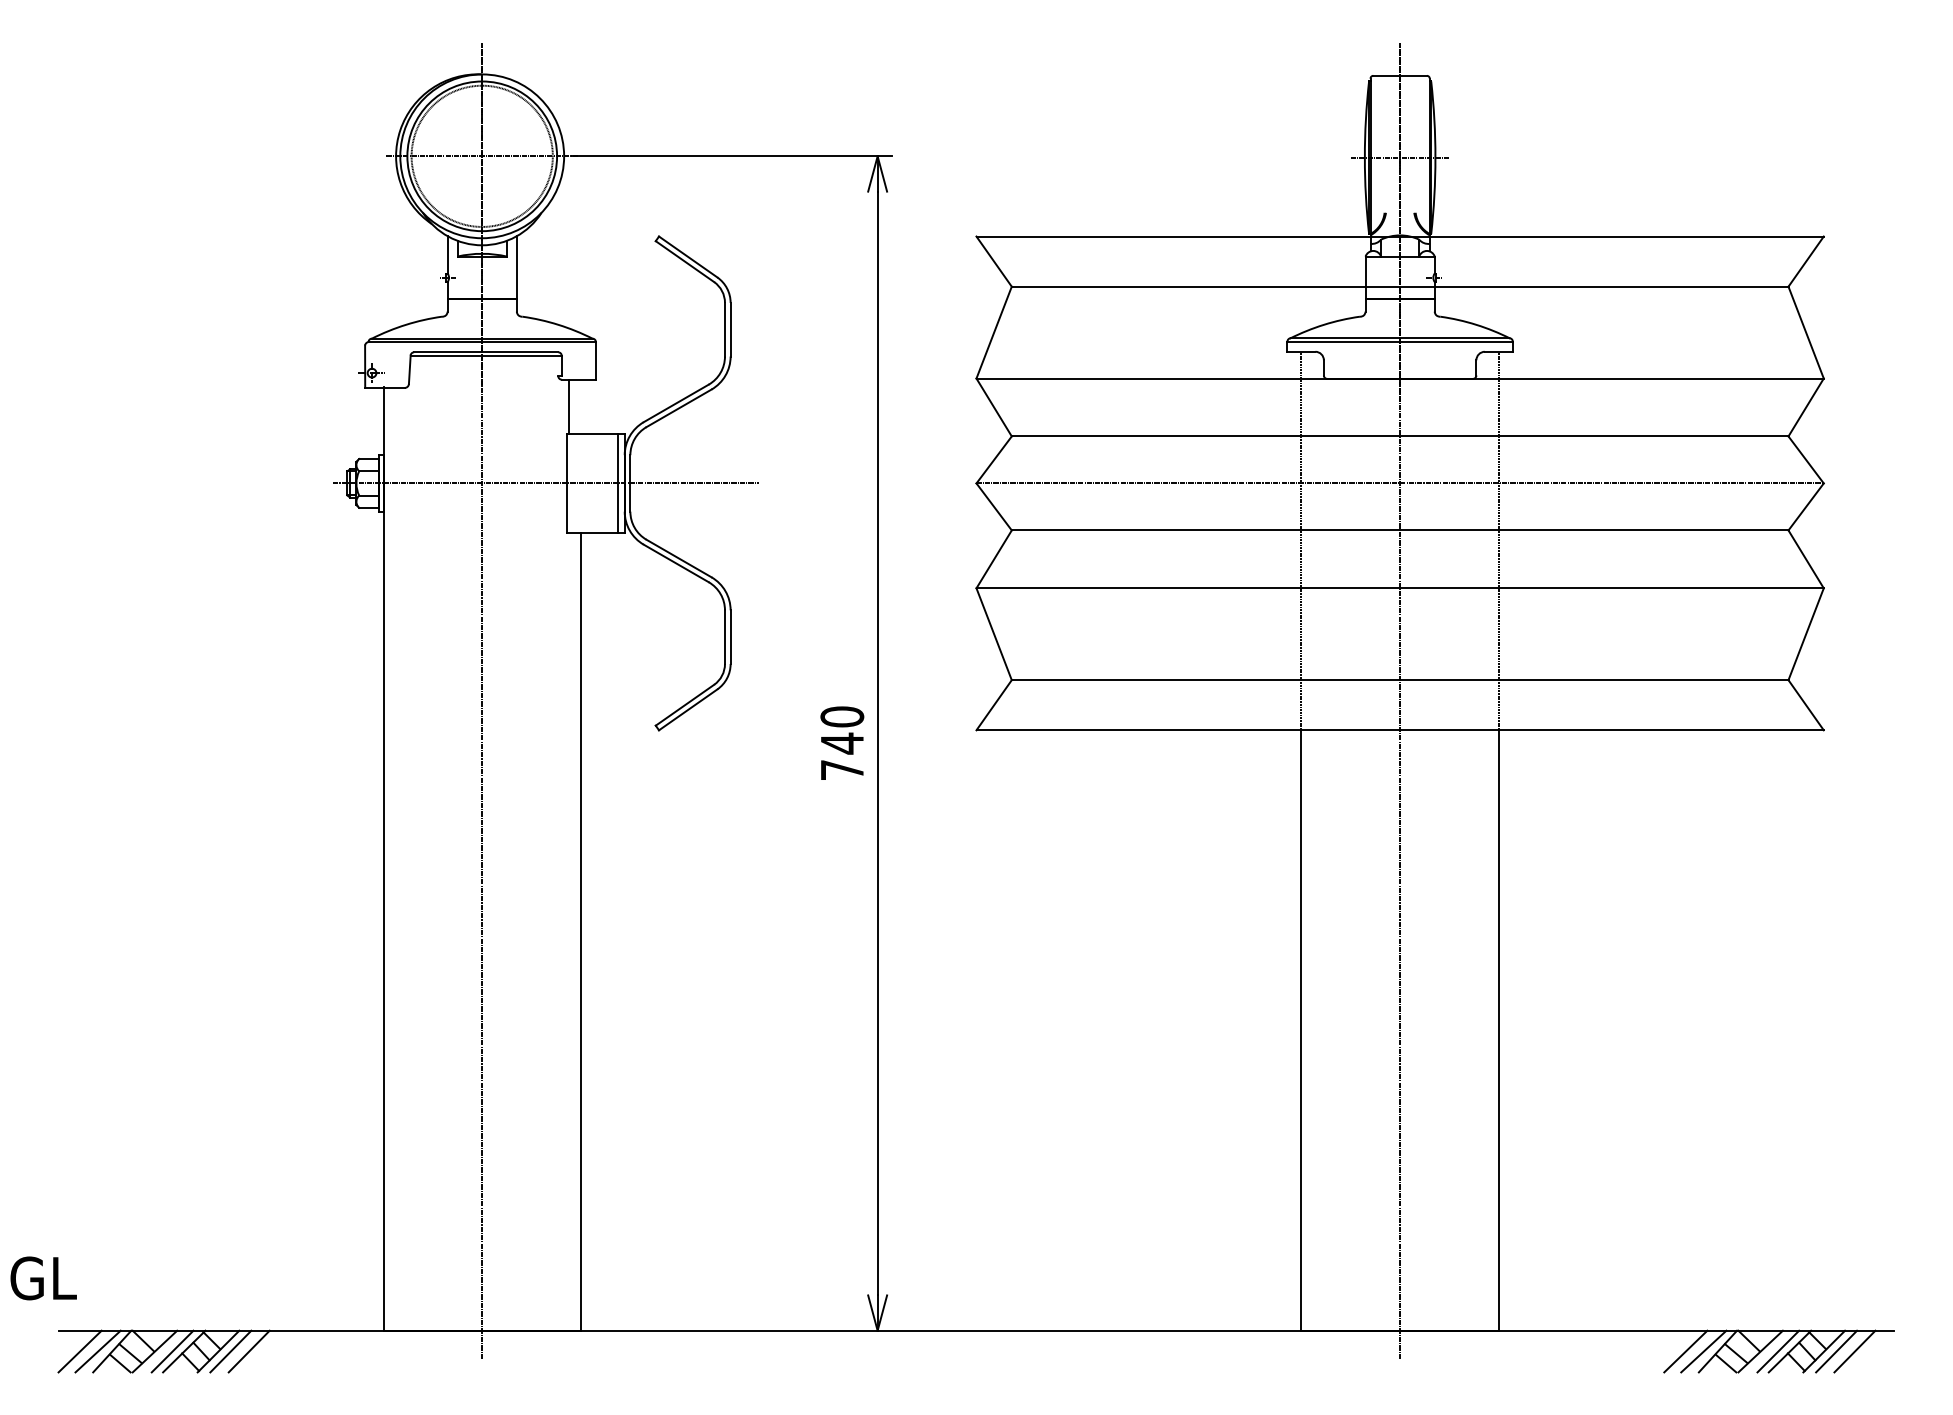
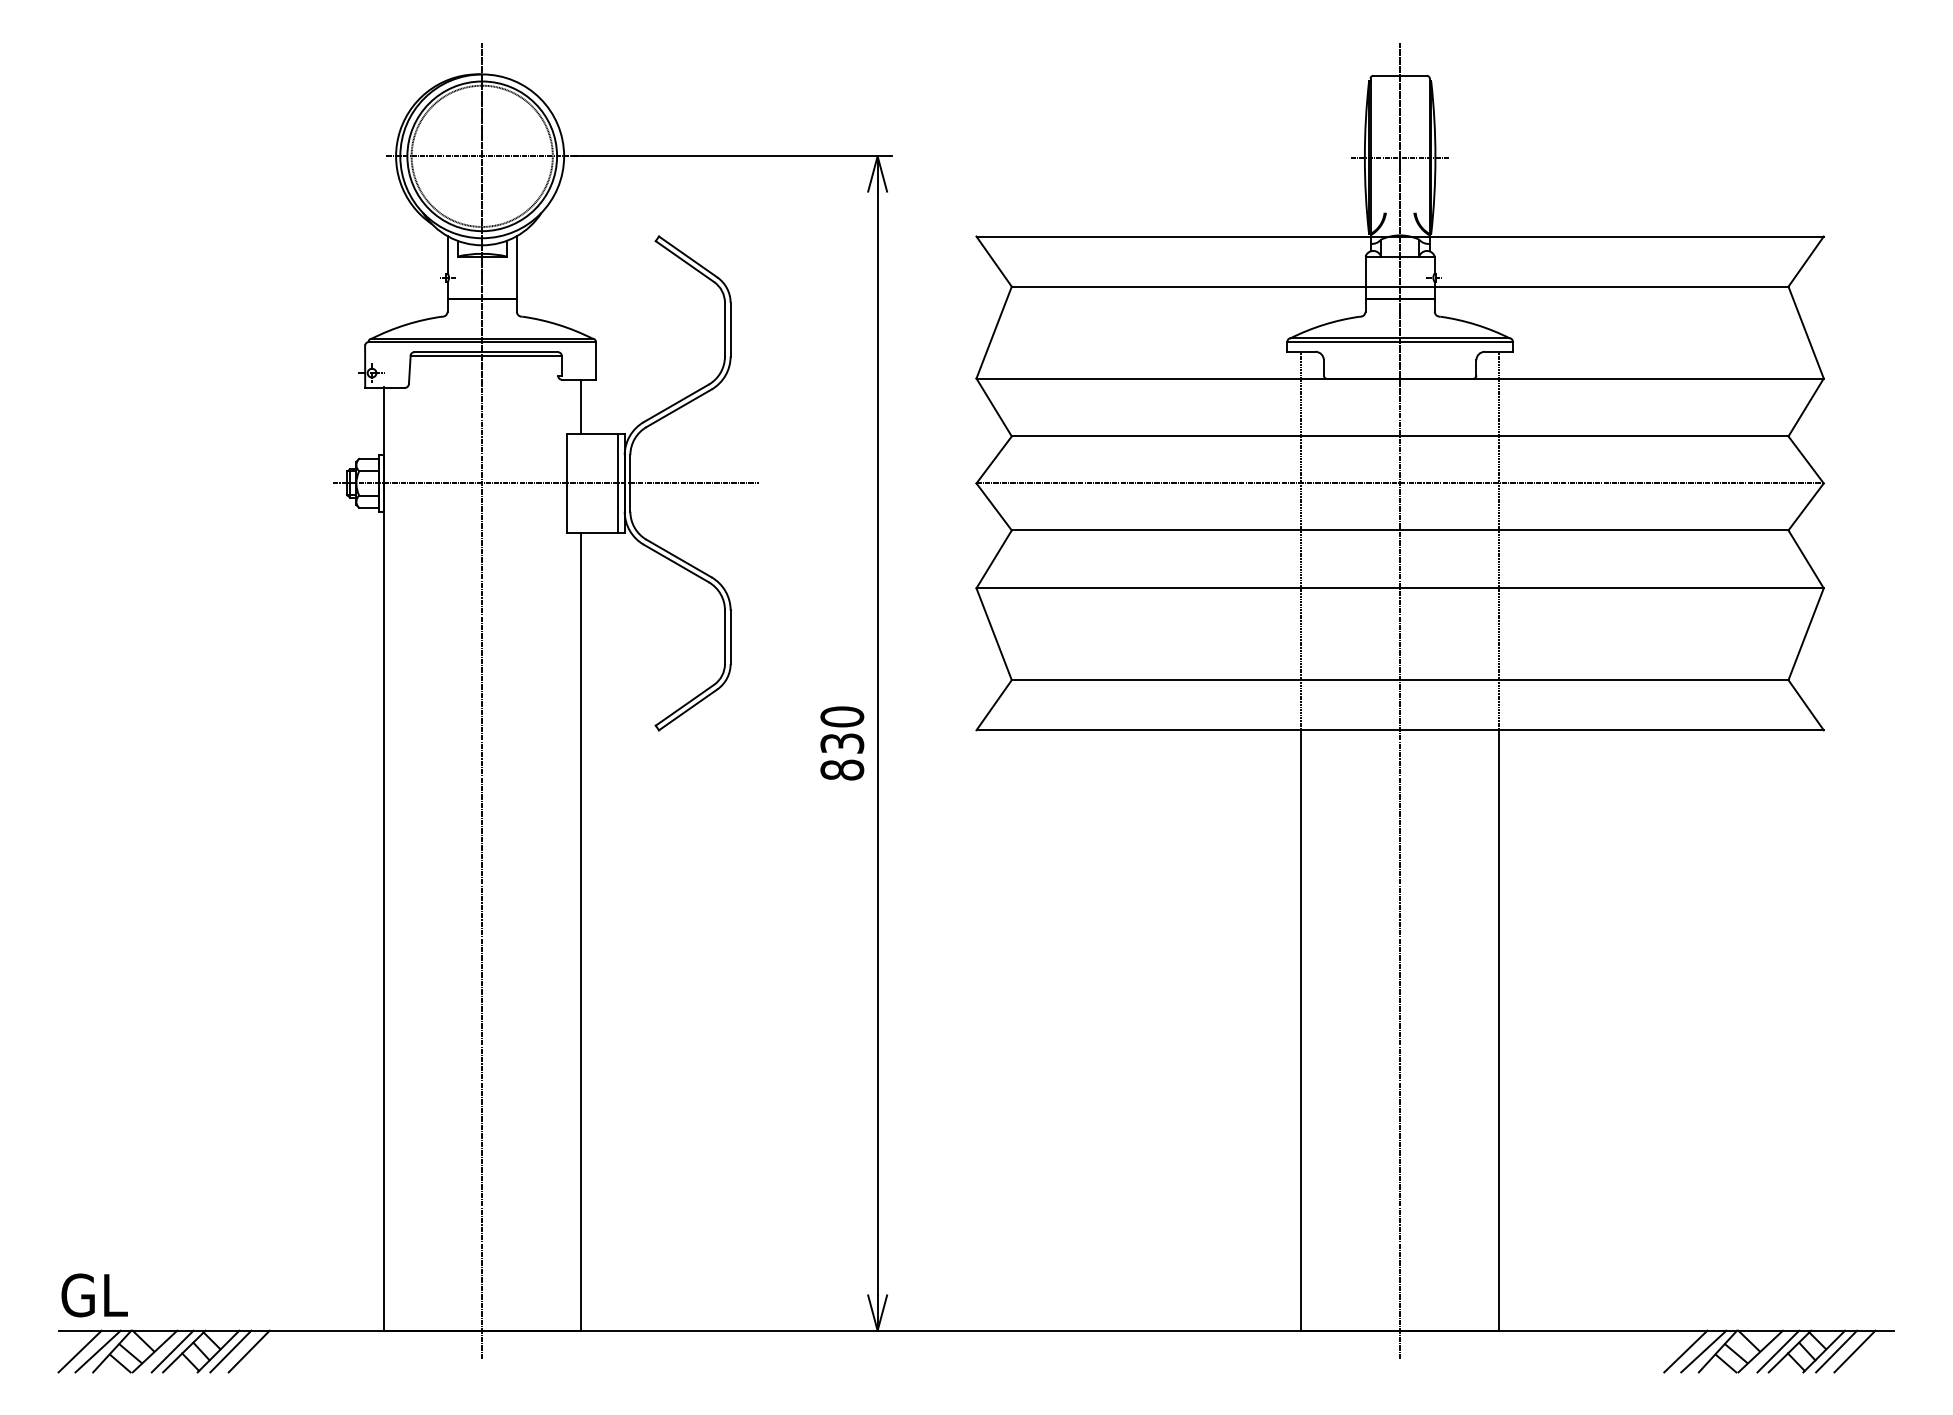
line position: (568, 406) -> (580, 406) (580, 406)
text: 740 -> 830 (842, 756)
text position: (43, 1278) -> (94, 1295) (94, 1295)
